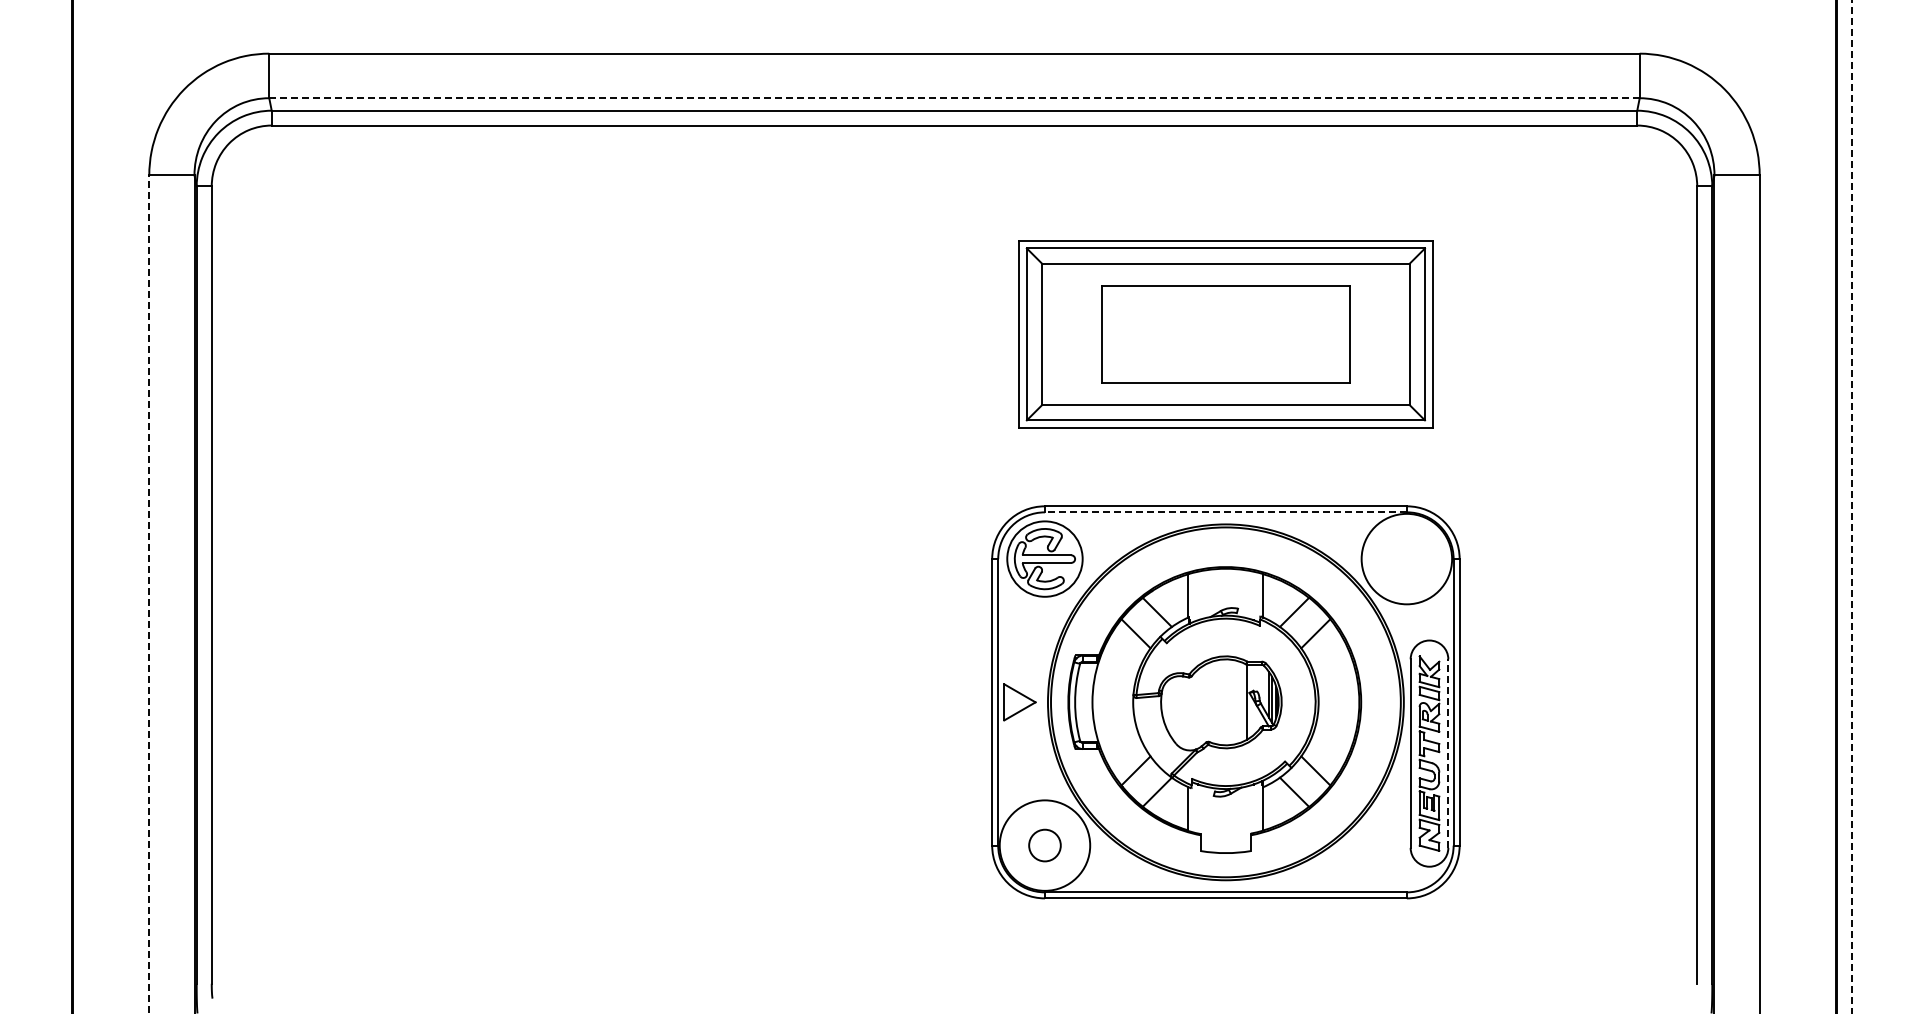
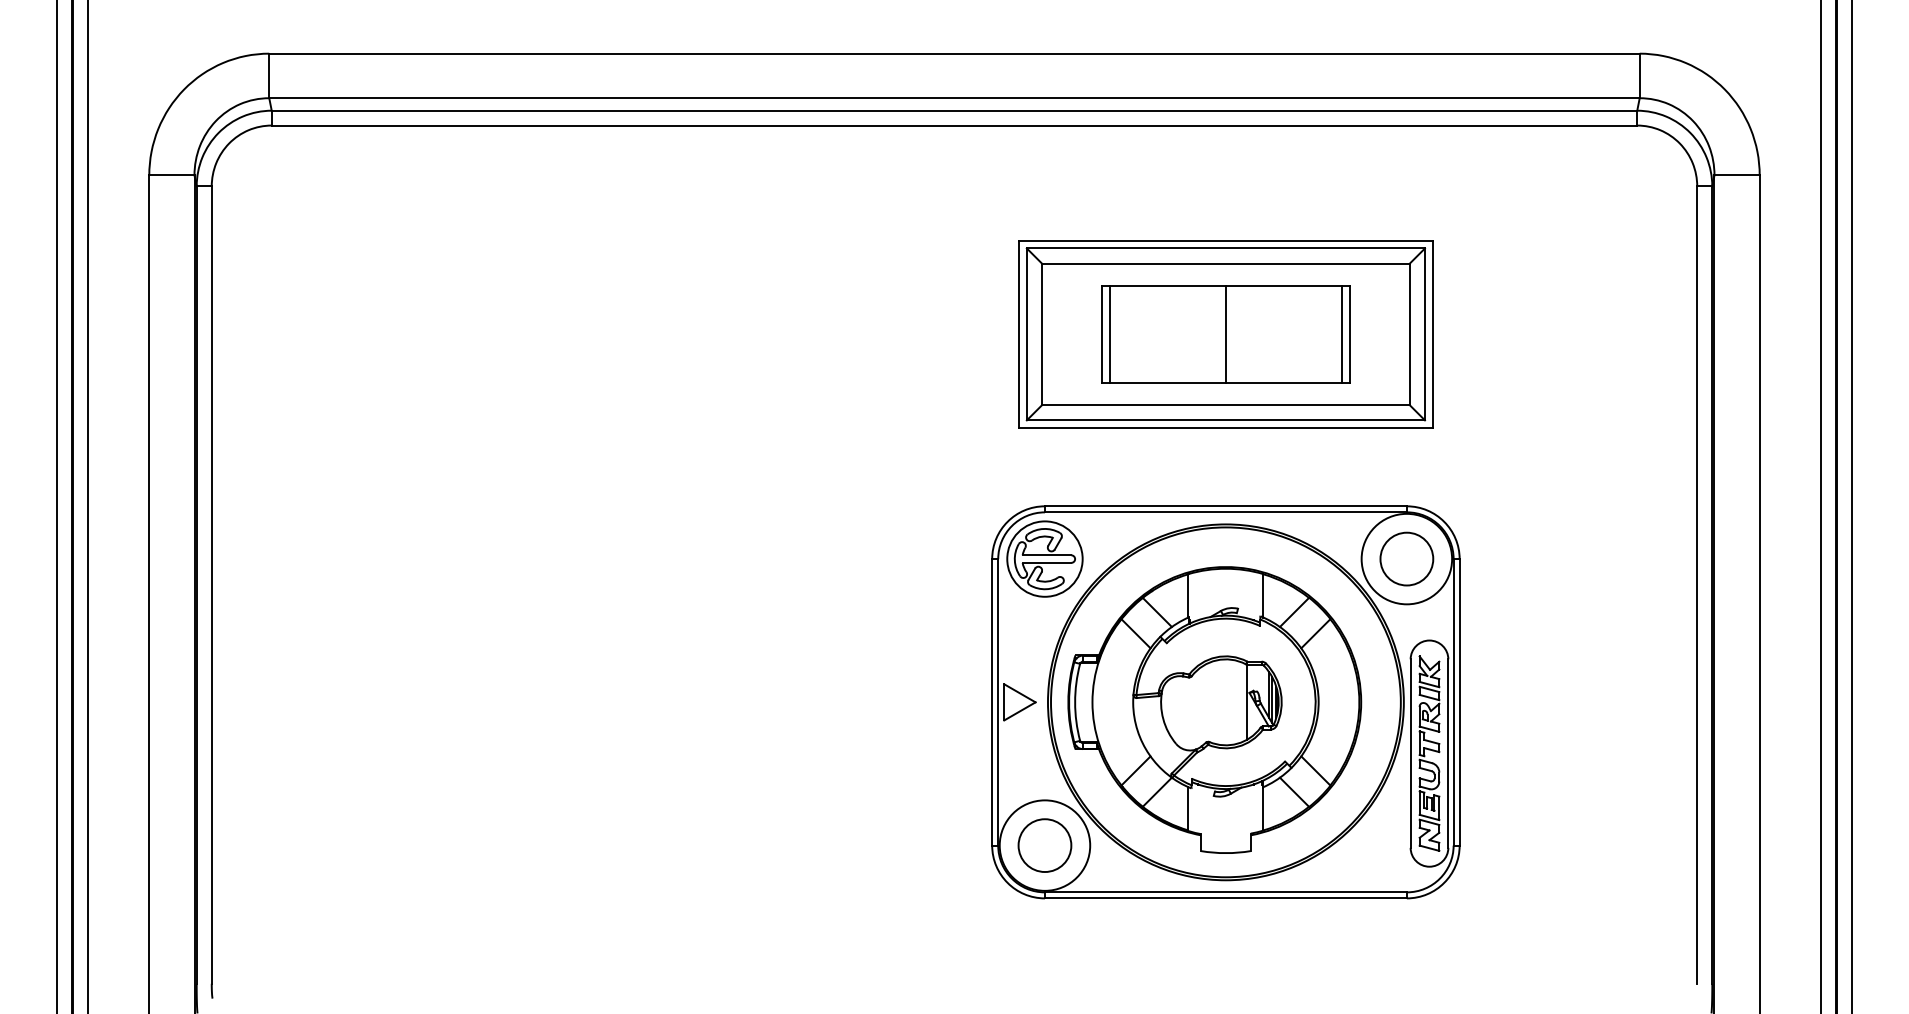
line: dashed -> solid (954, 98)
line: none -> present (1109, 334)
line: none -> present (1225, 334)
line: none -> present (1342, 334)
line: none -> present (57, 506)
line: none -> present (88, 506)
line: none -> present (1820, 506)
line: dashed -> solid (1851, 506)
line: dashed -> solid (1225, 512)
circle: none -> present (1406, 558)
line: dashed -> solid (149, 594)
line: dashed -> solid (1448, 753)
circle size: 34x35 px -> 56x55 px (1044, 845)
